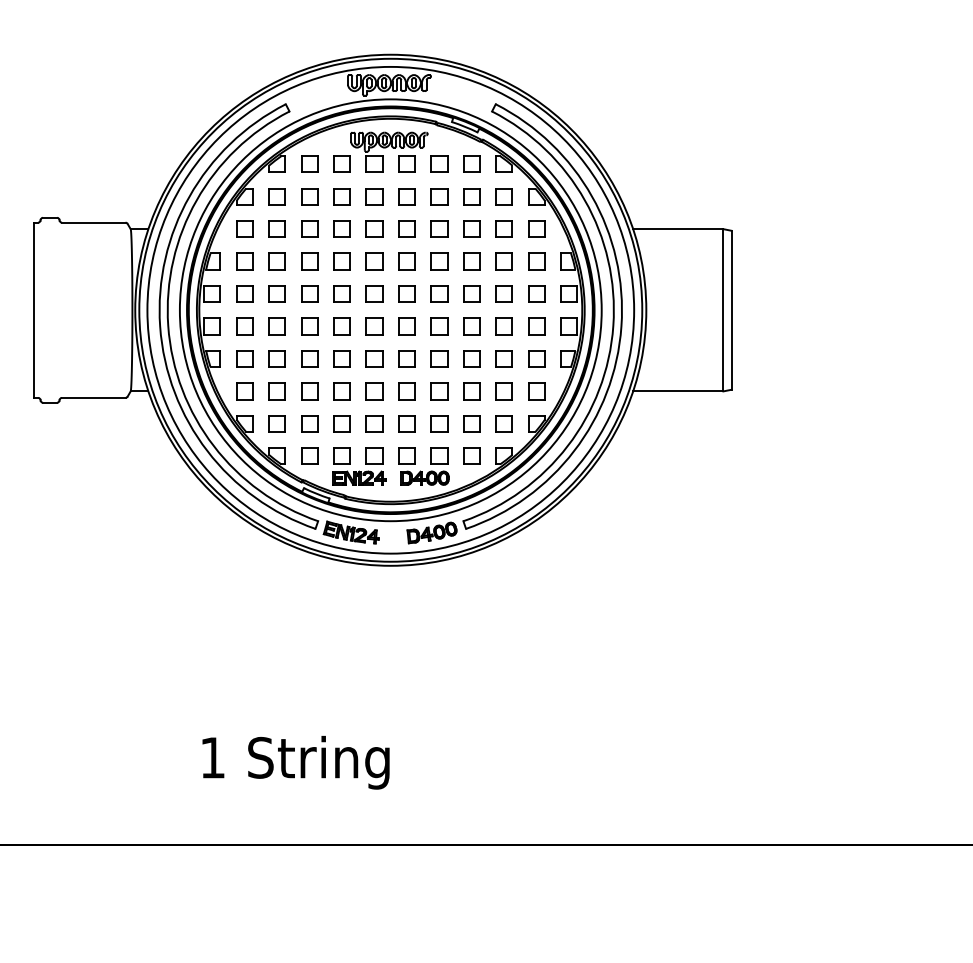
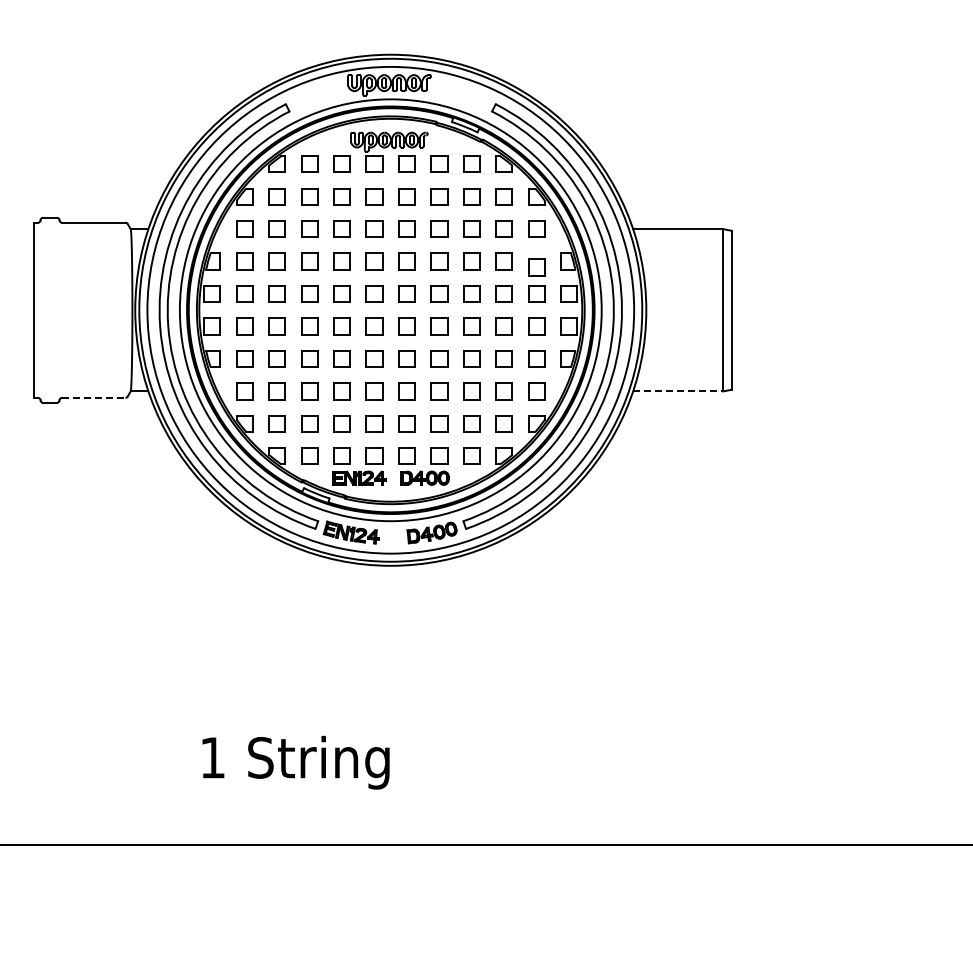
part position: (536, 261) -> (536, 267) (536, 267)
line: solid -> dashed (678, 391)
line: solid -> dashed (93, 397)
